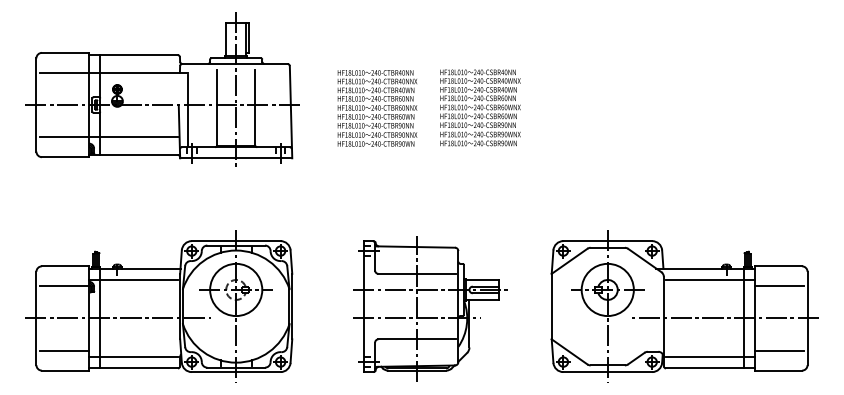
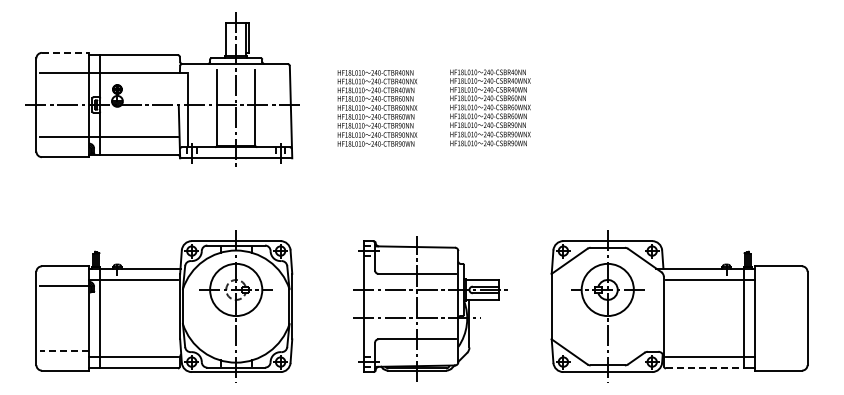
line: solid -> dashed (65, 52)
text position: (480, 107) -> (490, 107) (490, 107)
line: present -> none (778, 286)
line: present -> none (118, 318)
line: present -> none (724, 318)
line: solid -> dashed (64, 350)
line: present -> none (778, 350)
line: solid -> dashed (705, 368)
